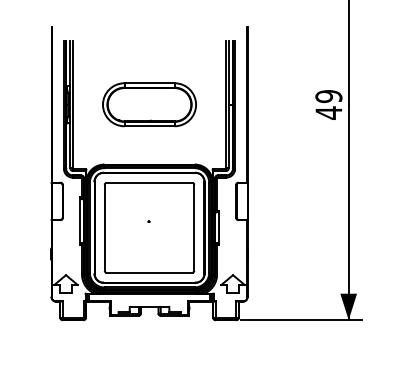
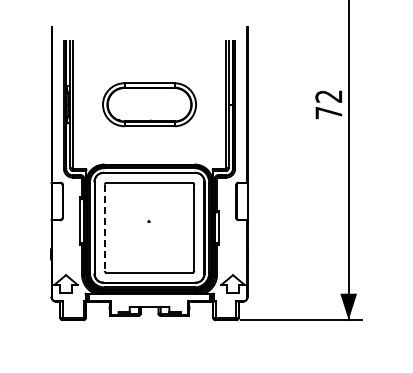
text: 49 -> 72 (328, 104)
line: solid -> dashed (104, 228)
